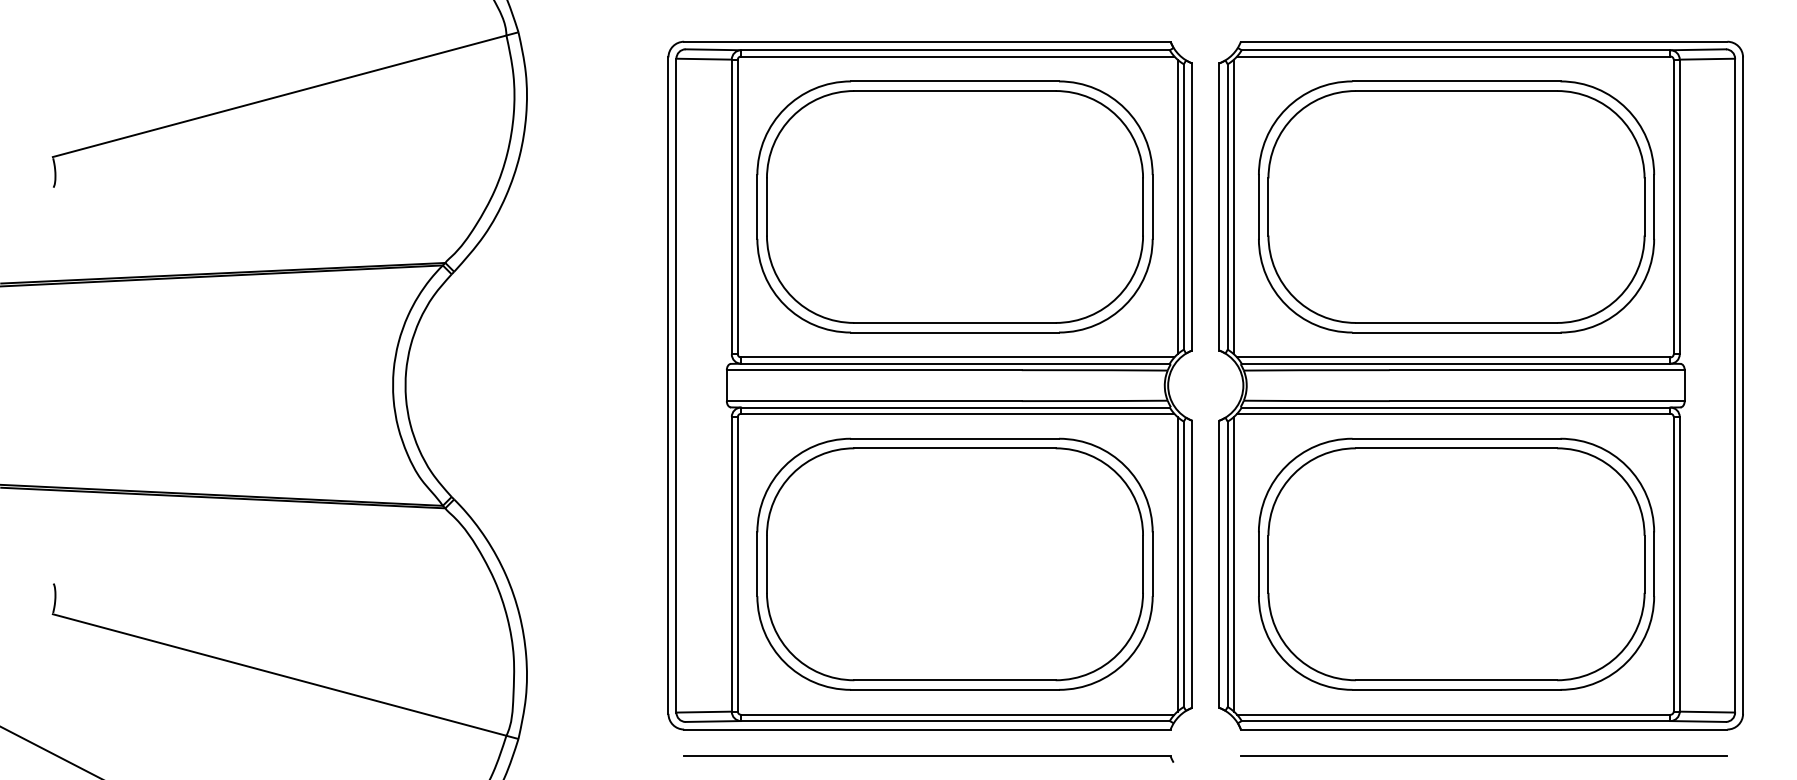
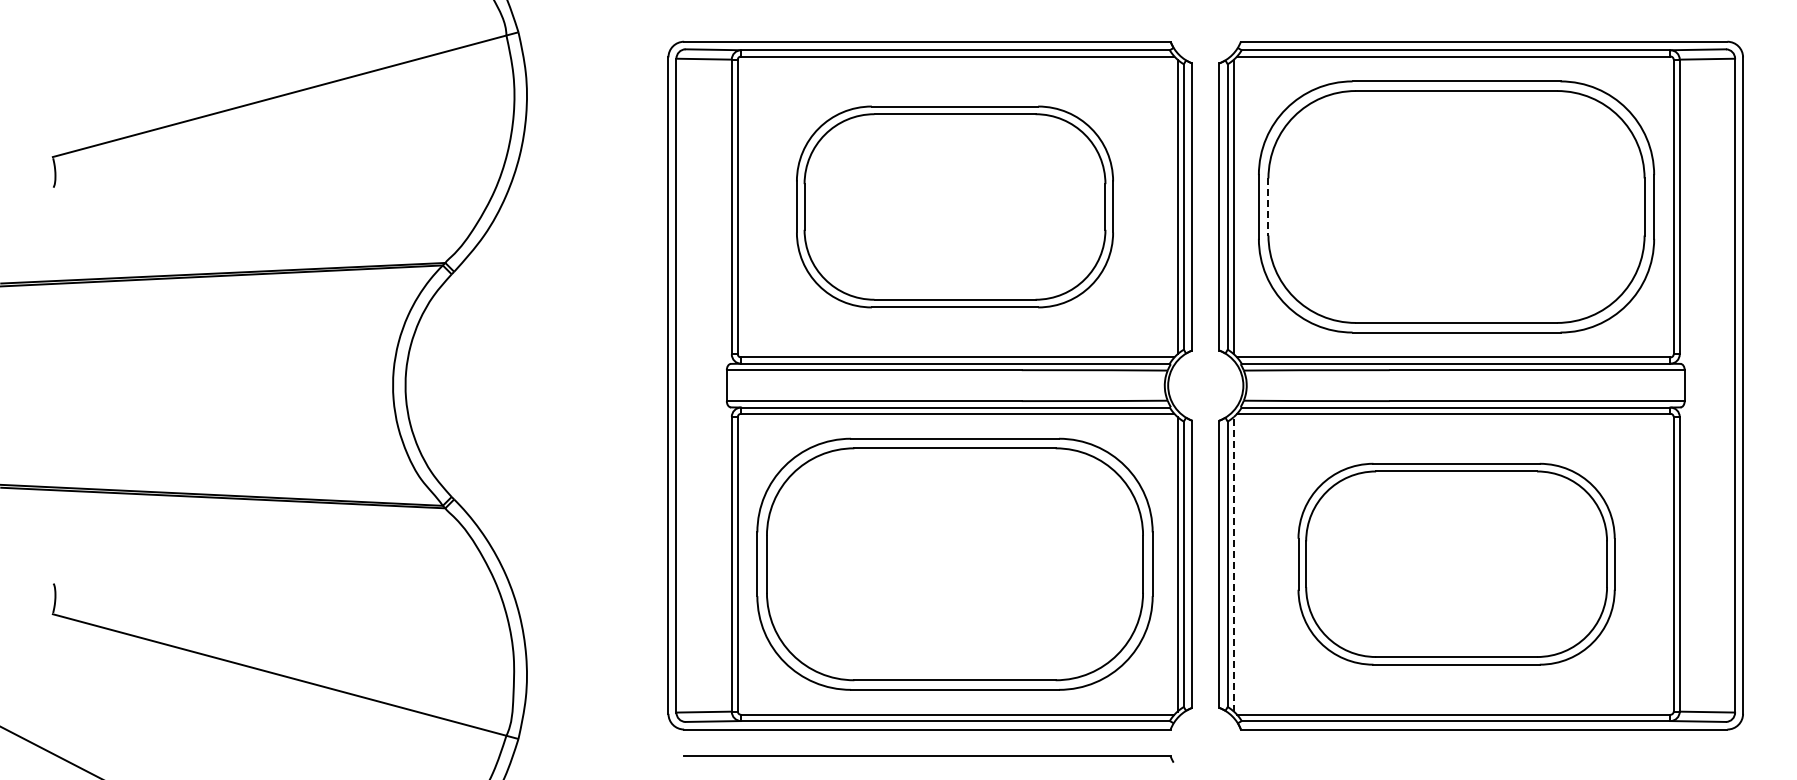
part size: 398x254 px -> 318x204 px (954, 206)
line: solid -> dashed (1268, 206)
line: solid -> dashed (1233, 563)
part size: 398x254 px -> 319x204 px (1456, 563)
line: present -> none (1483, 756)
